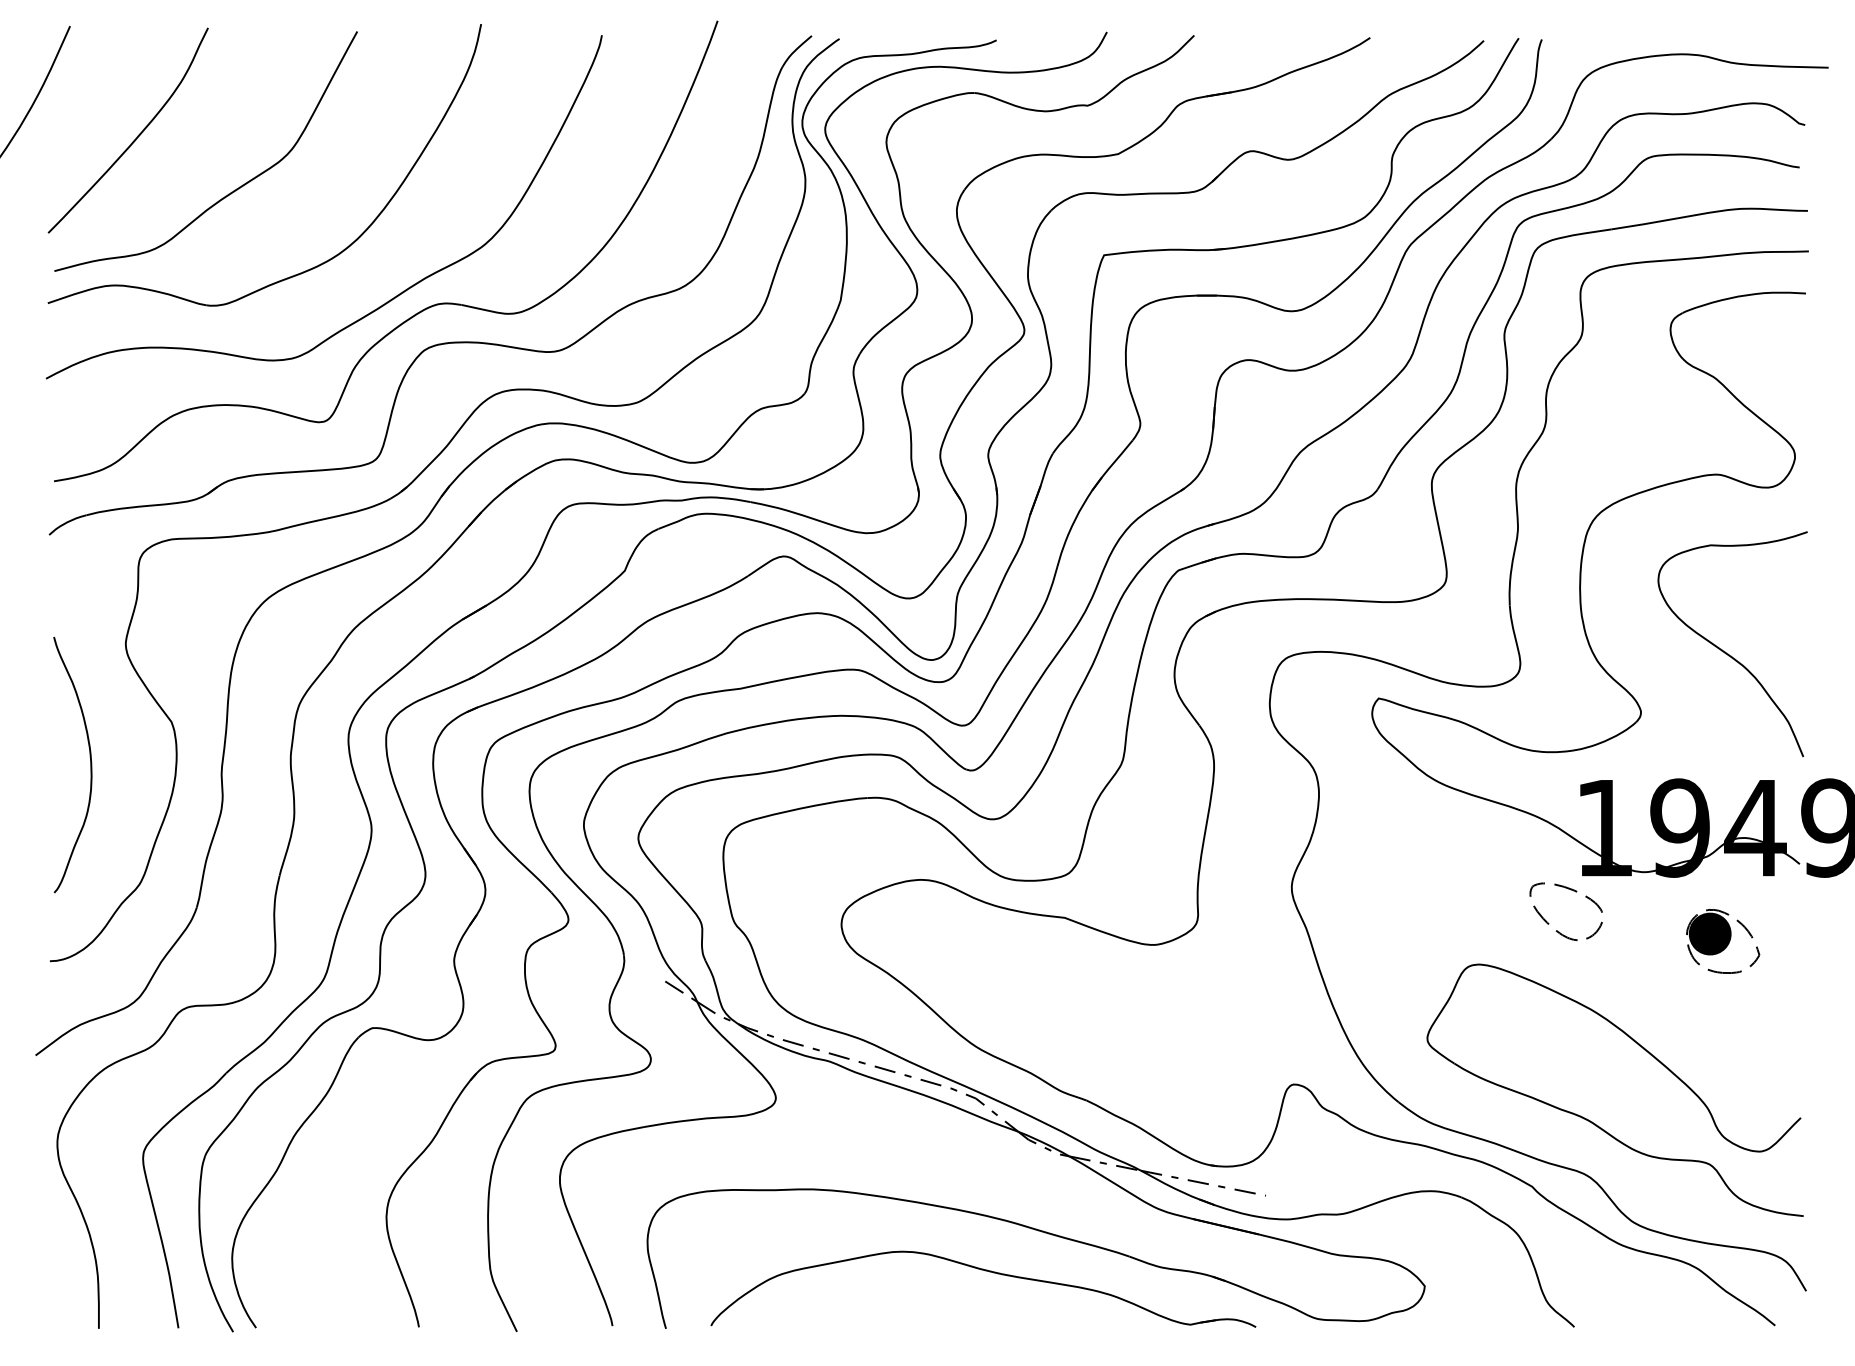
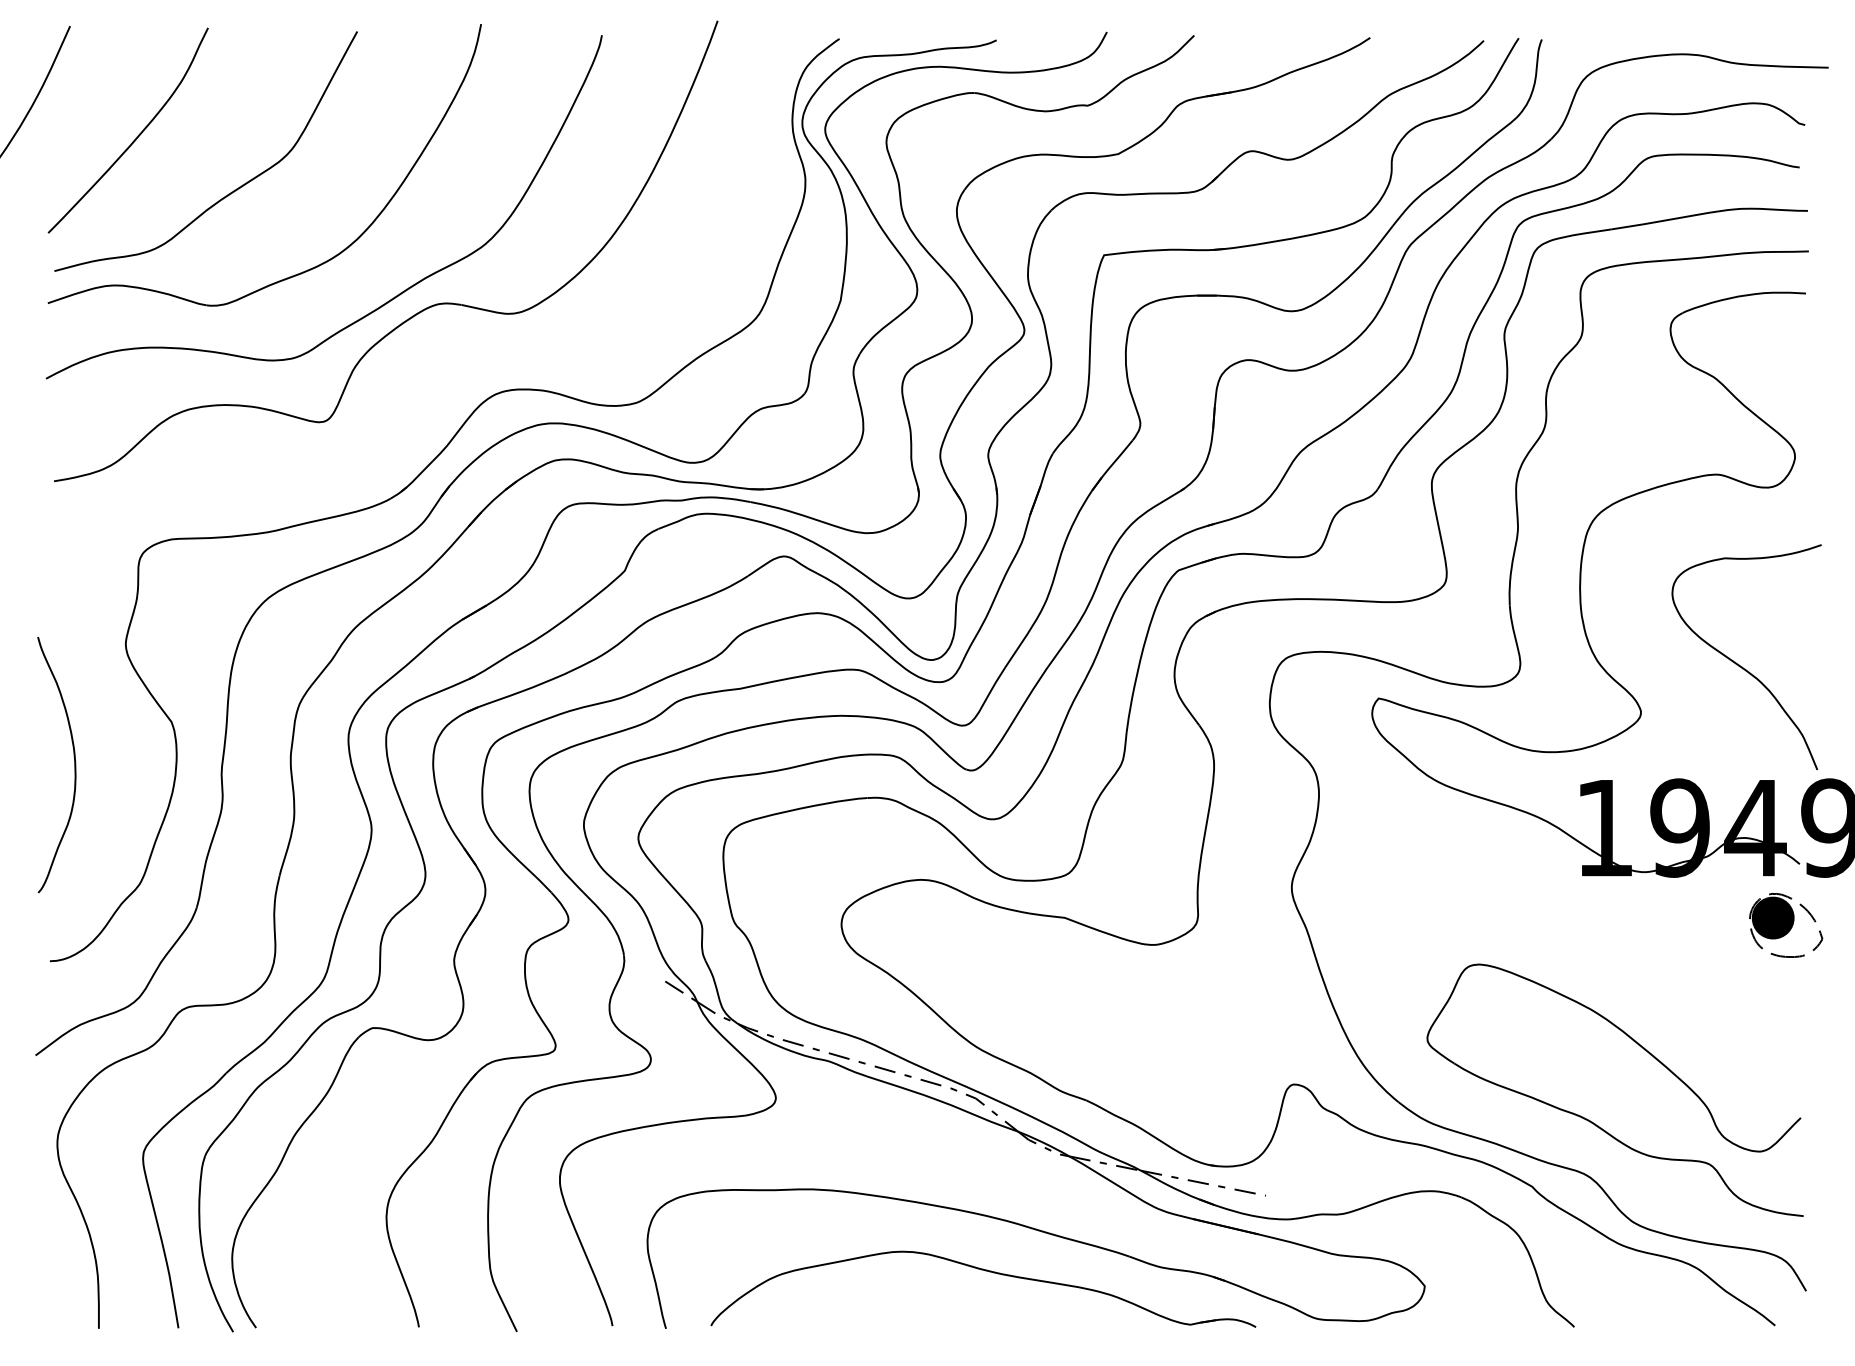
part: present -> none (443, 342)
curve position: (1728, 653) -> (1742, 666) (1742, 666)
curve position: (90, 764) -> (74, 764) (74, 764)
part: present -> none (1549, 923)
part position: (1723, 941) -> (1786, 925) (1786, 925)
